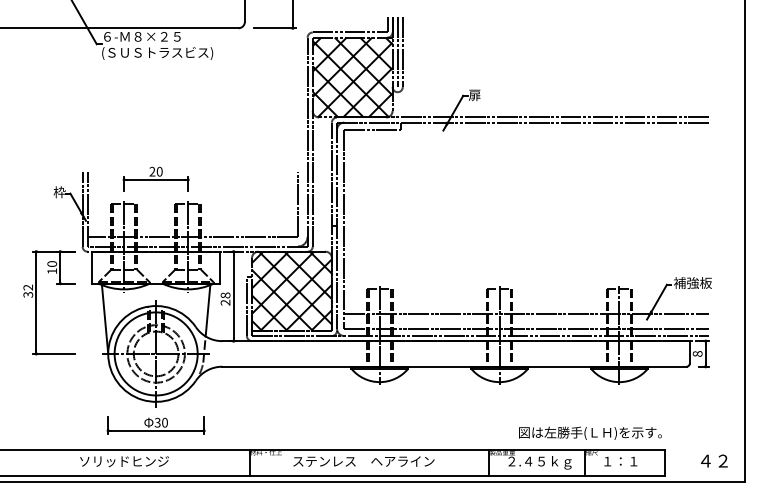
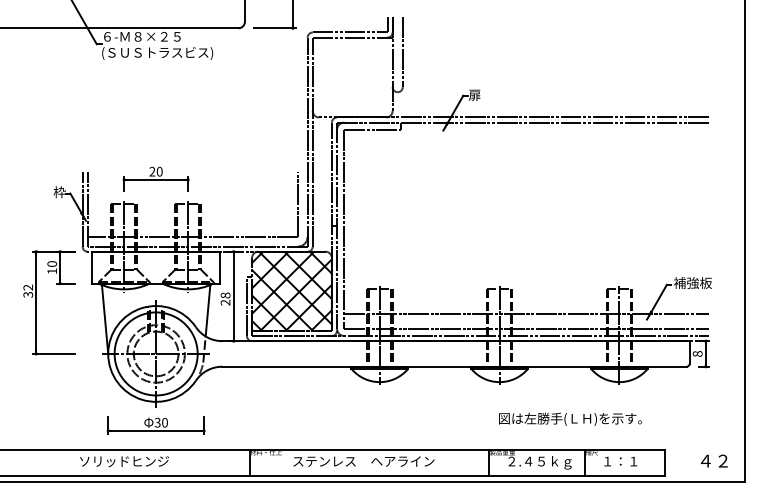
line: present -> none (397, 51)
hatch: present -> none (352, 77)
text position: (590, 432) -> (570, 418) (570, 418)
